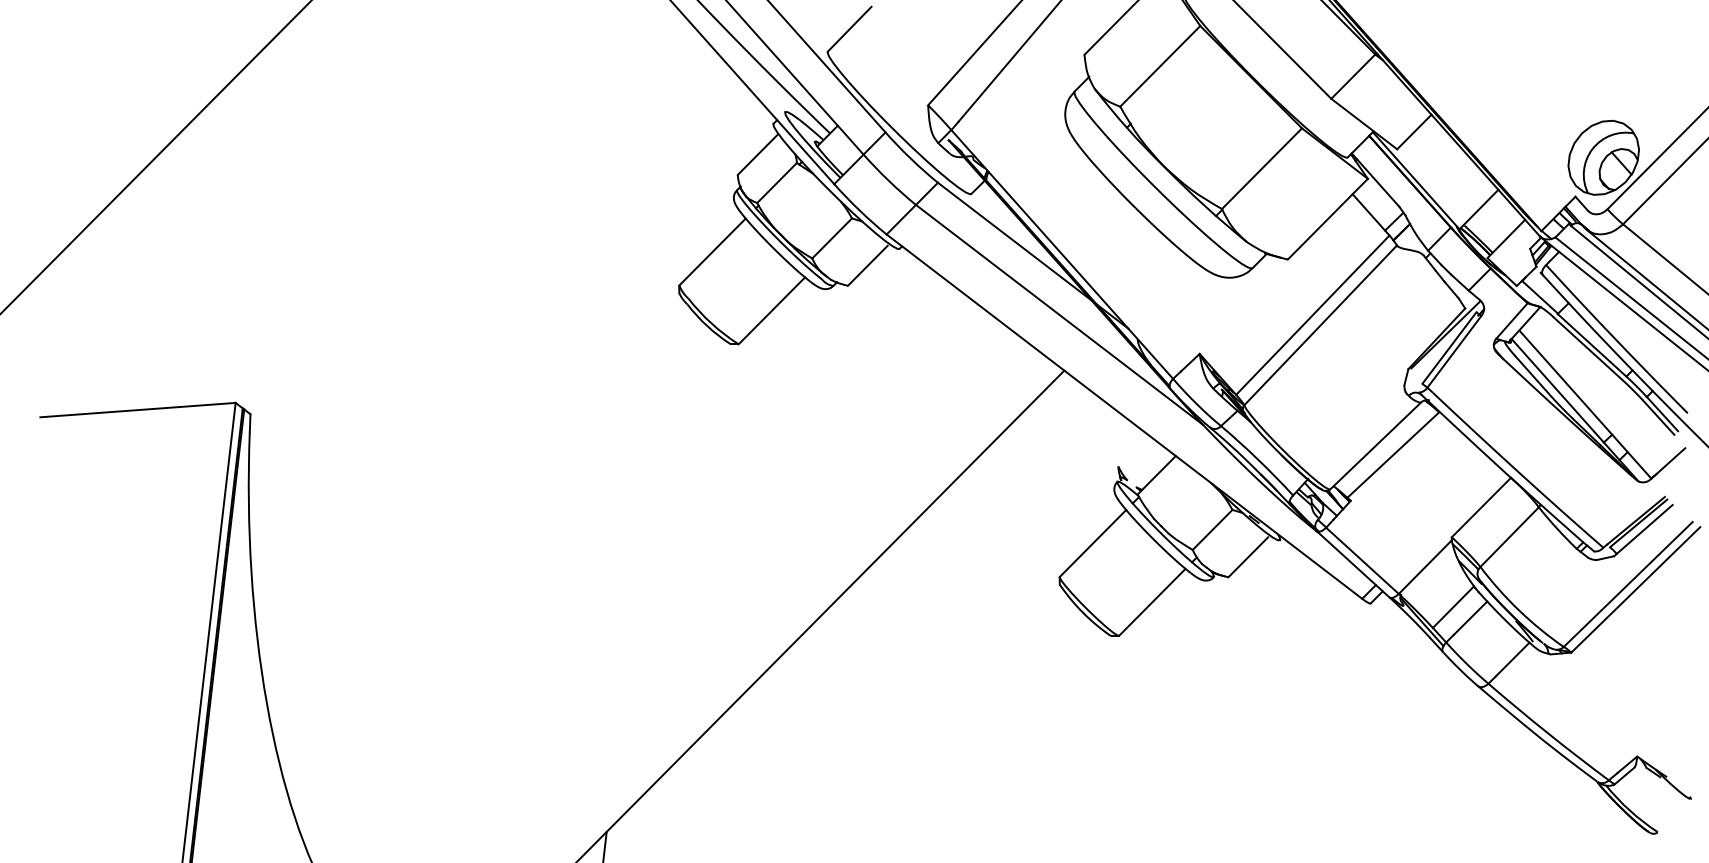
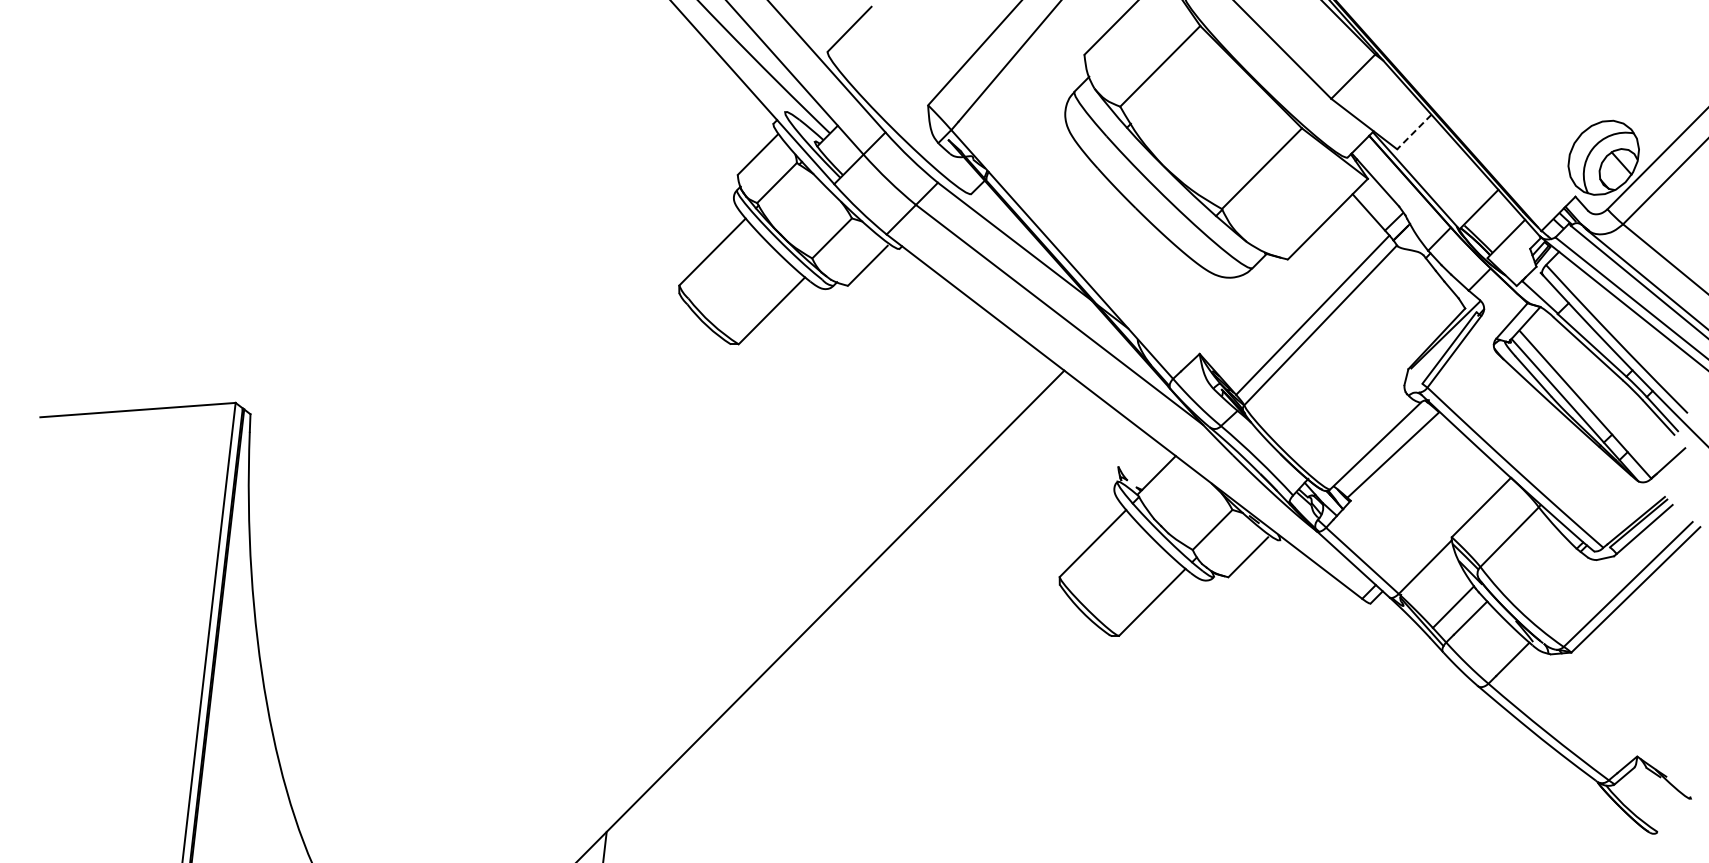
line: solid -> dashed (1414, 132)
line: present -> none (155, 157)
